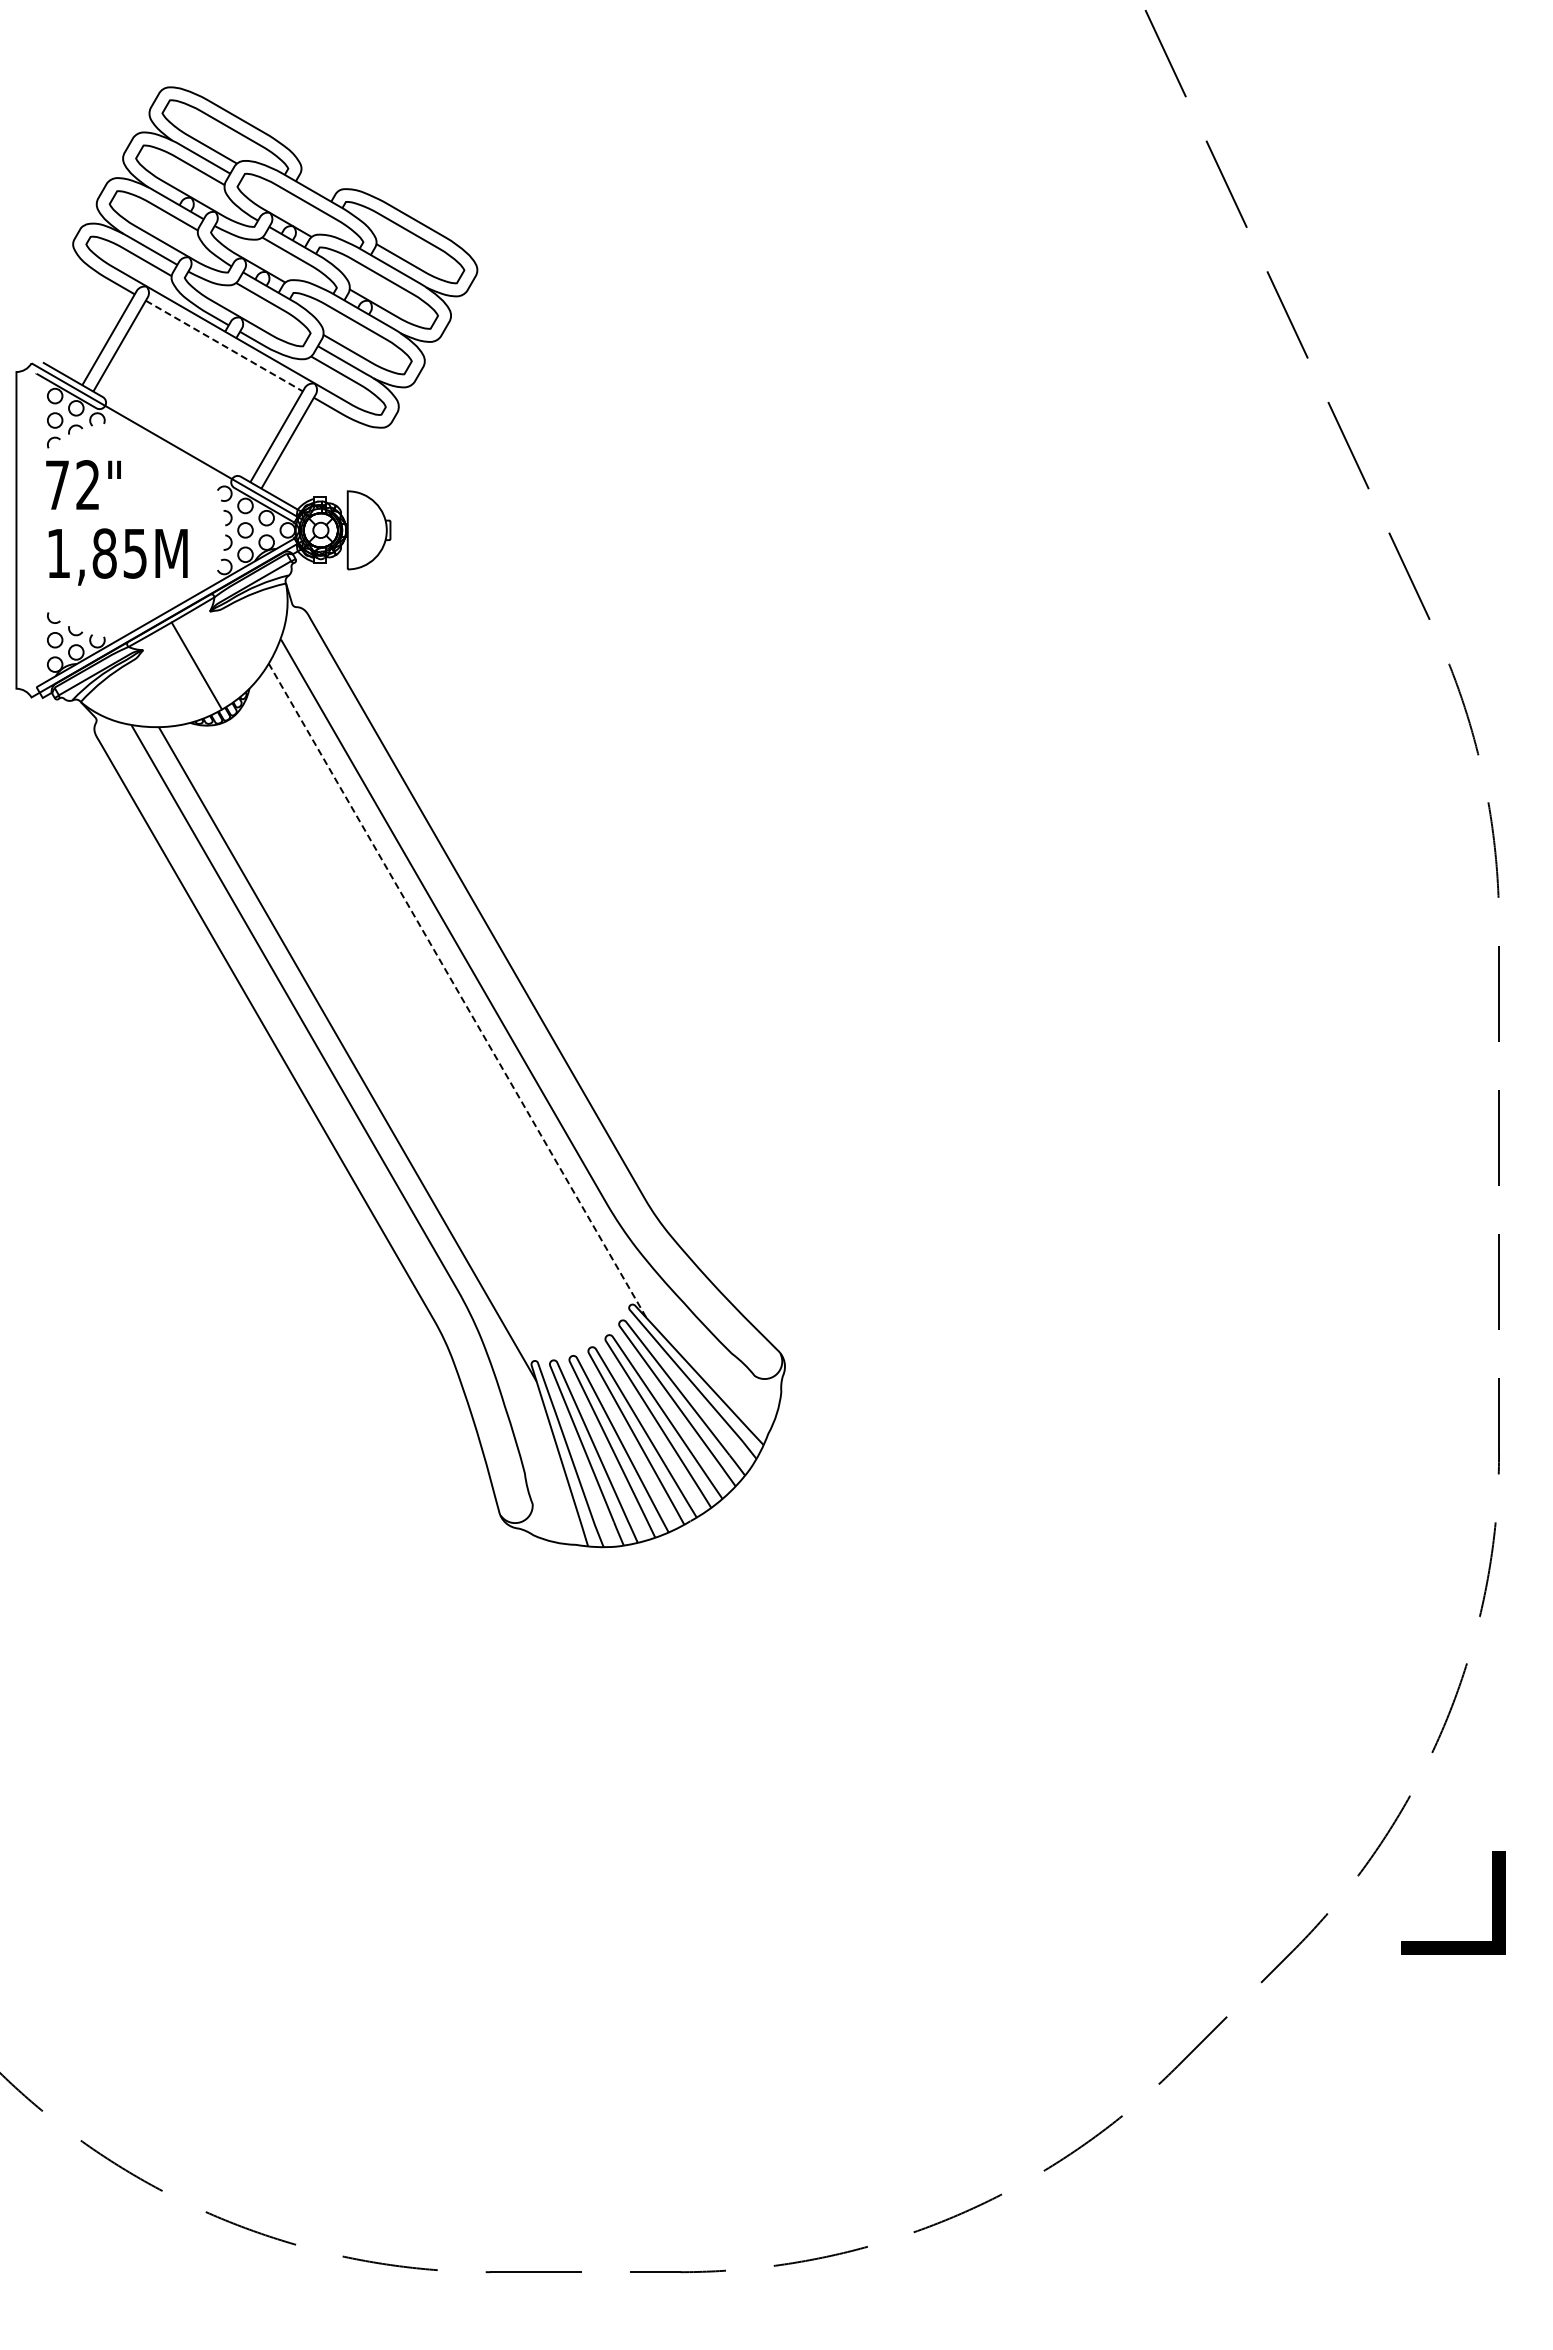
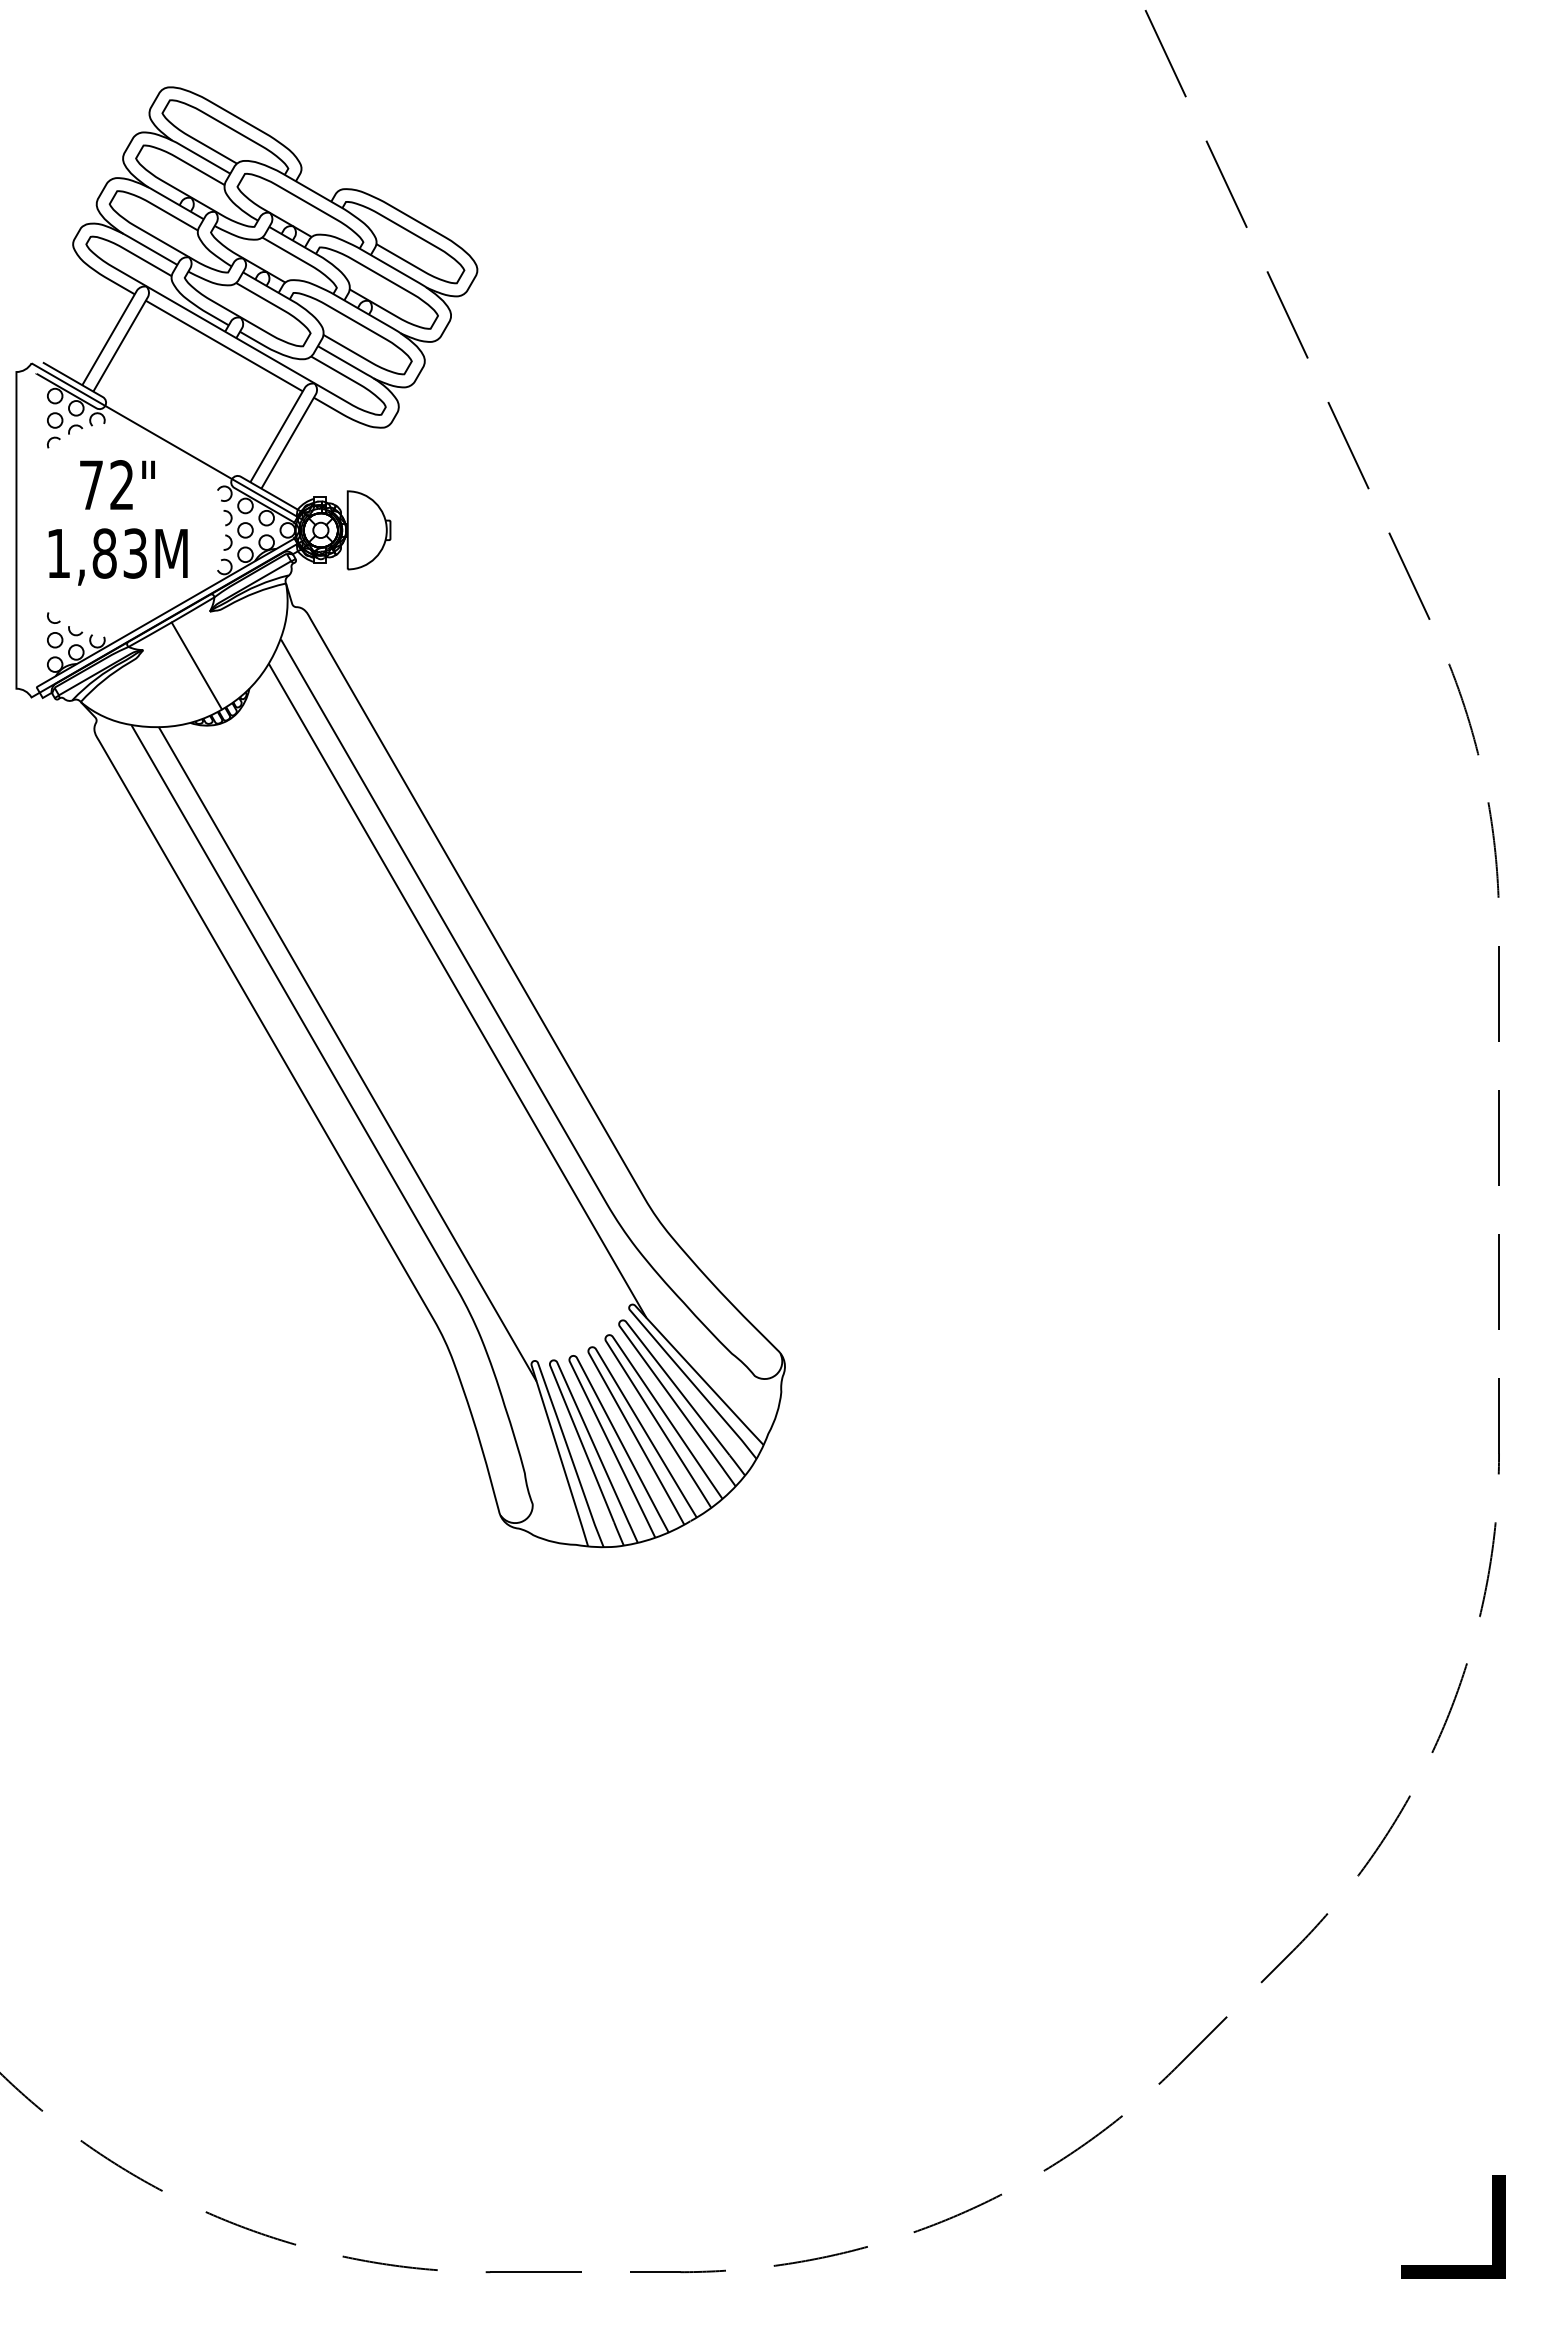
line: dashed -> solid (224, 346)
text position: (83, 484) -> (117, 484) (117, 484)
text: 1,85M -> 1,83M (135, 553)
line: dashed -> solid (457, 990)
line position: (1492, 1902) -> (1492, 2226) (1492, 2226)
